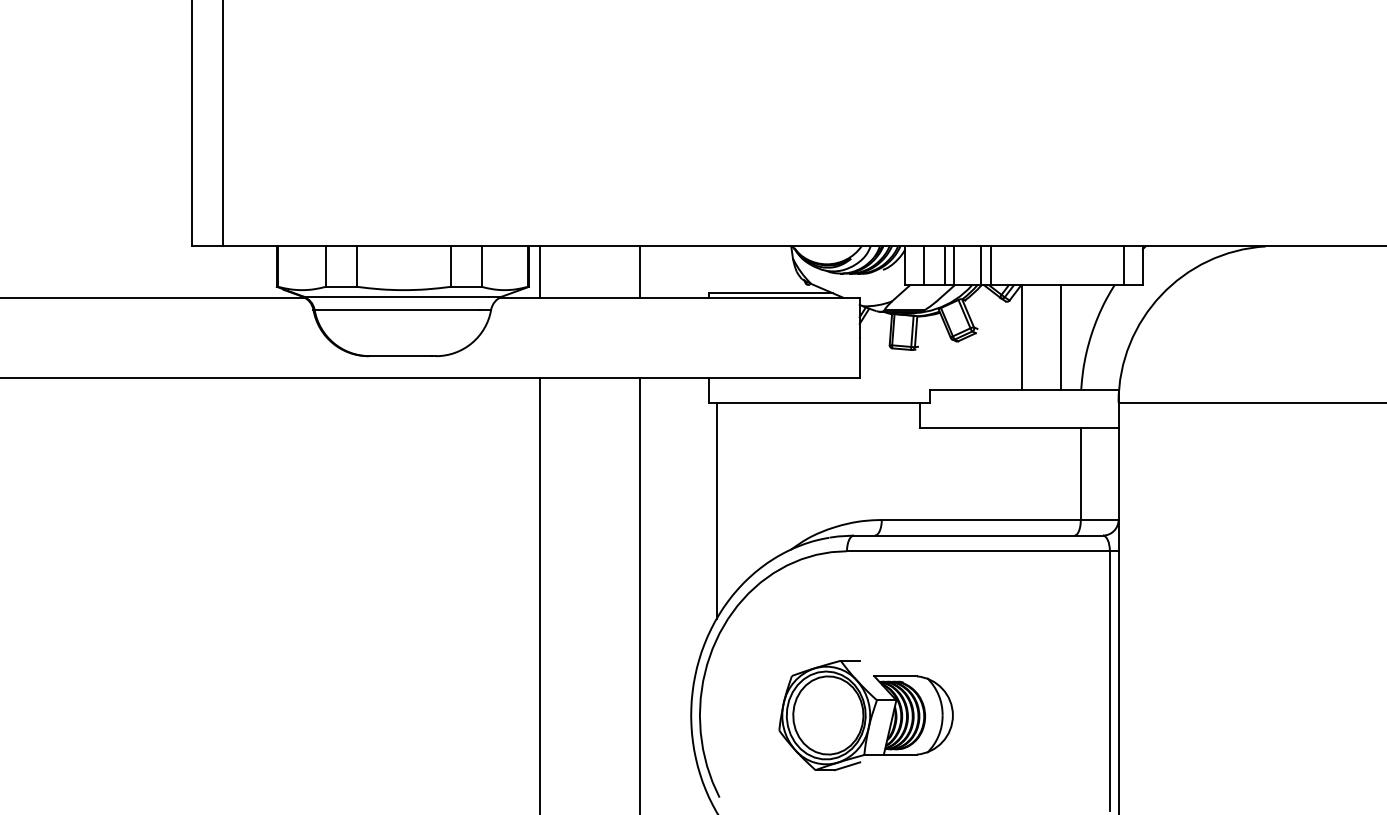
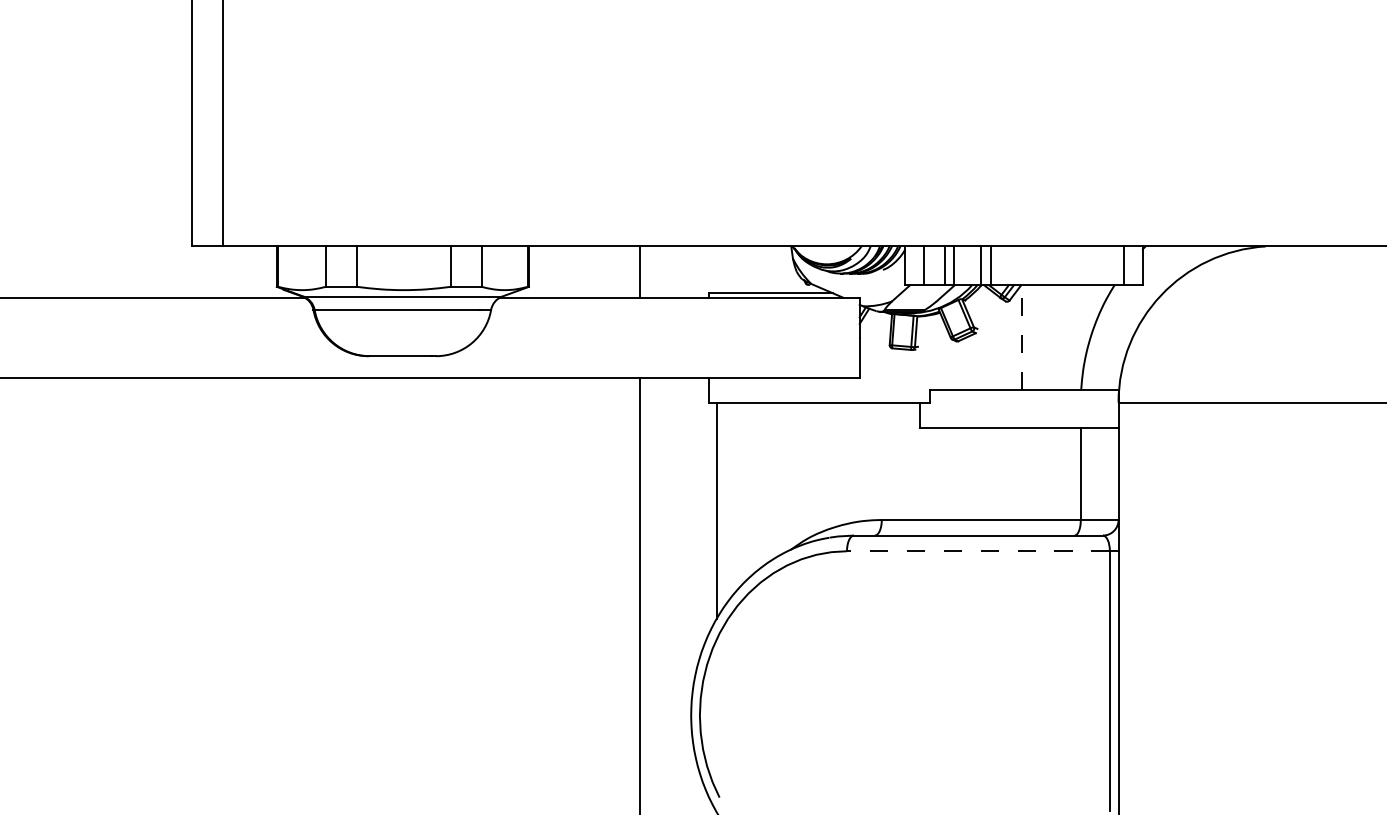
line: present -> none (539, 271)
line: solid -> dashed (1022, 337)
line: present -> none (1060, 337)
line: solid -> dashed (977, 551)
line: present -> none (539, 594)
part: present -> none (865, 715)
